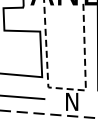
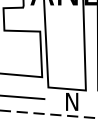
line: dashed -> solid (69, 89)
